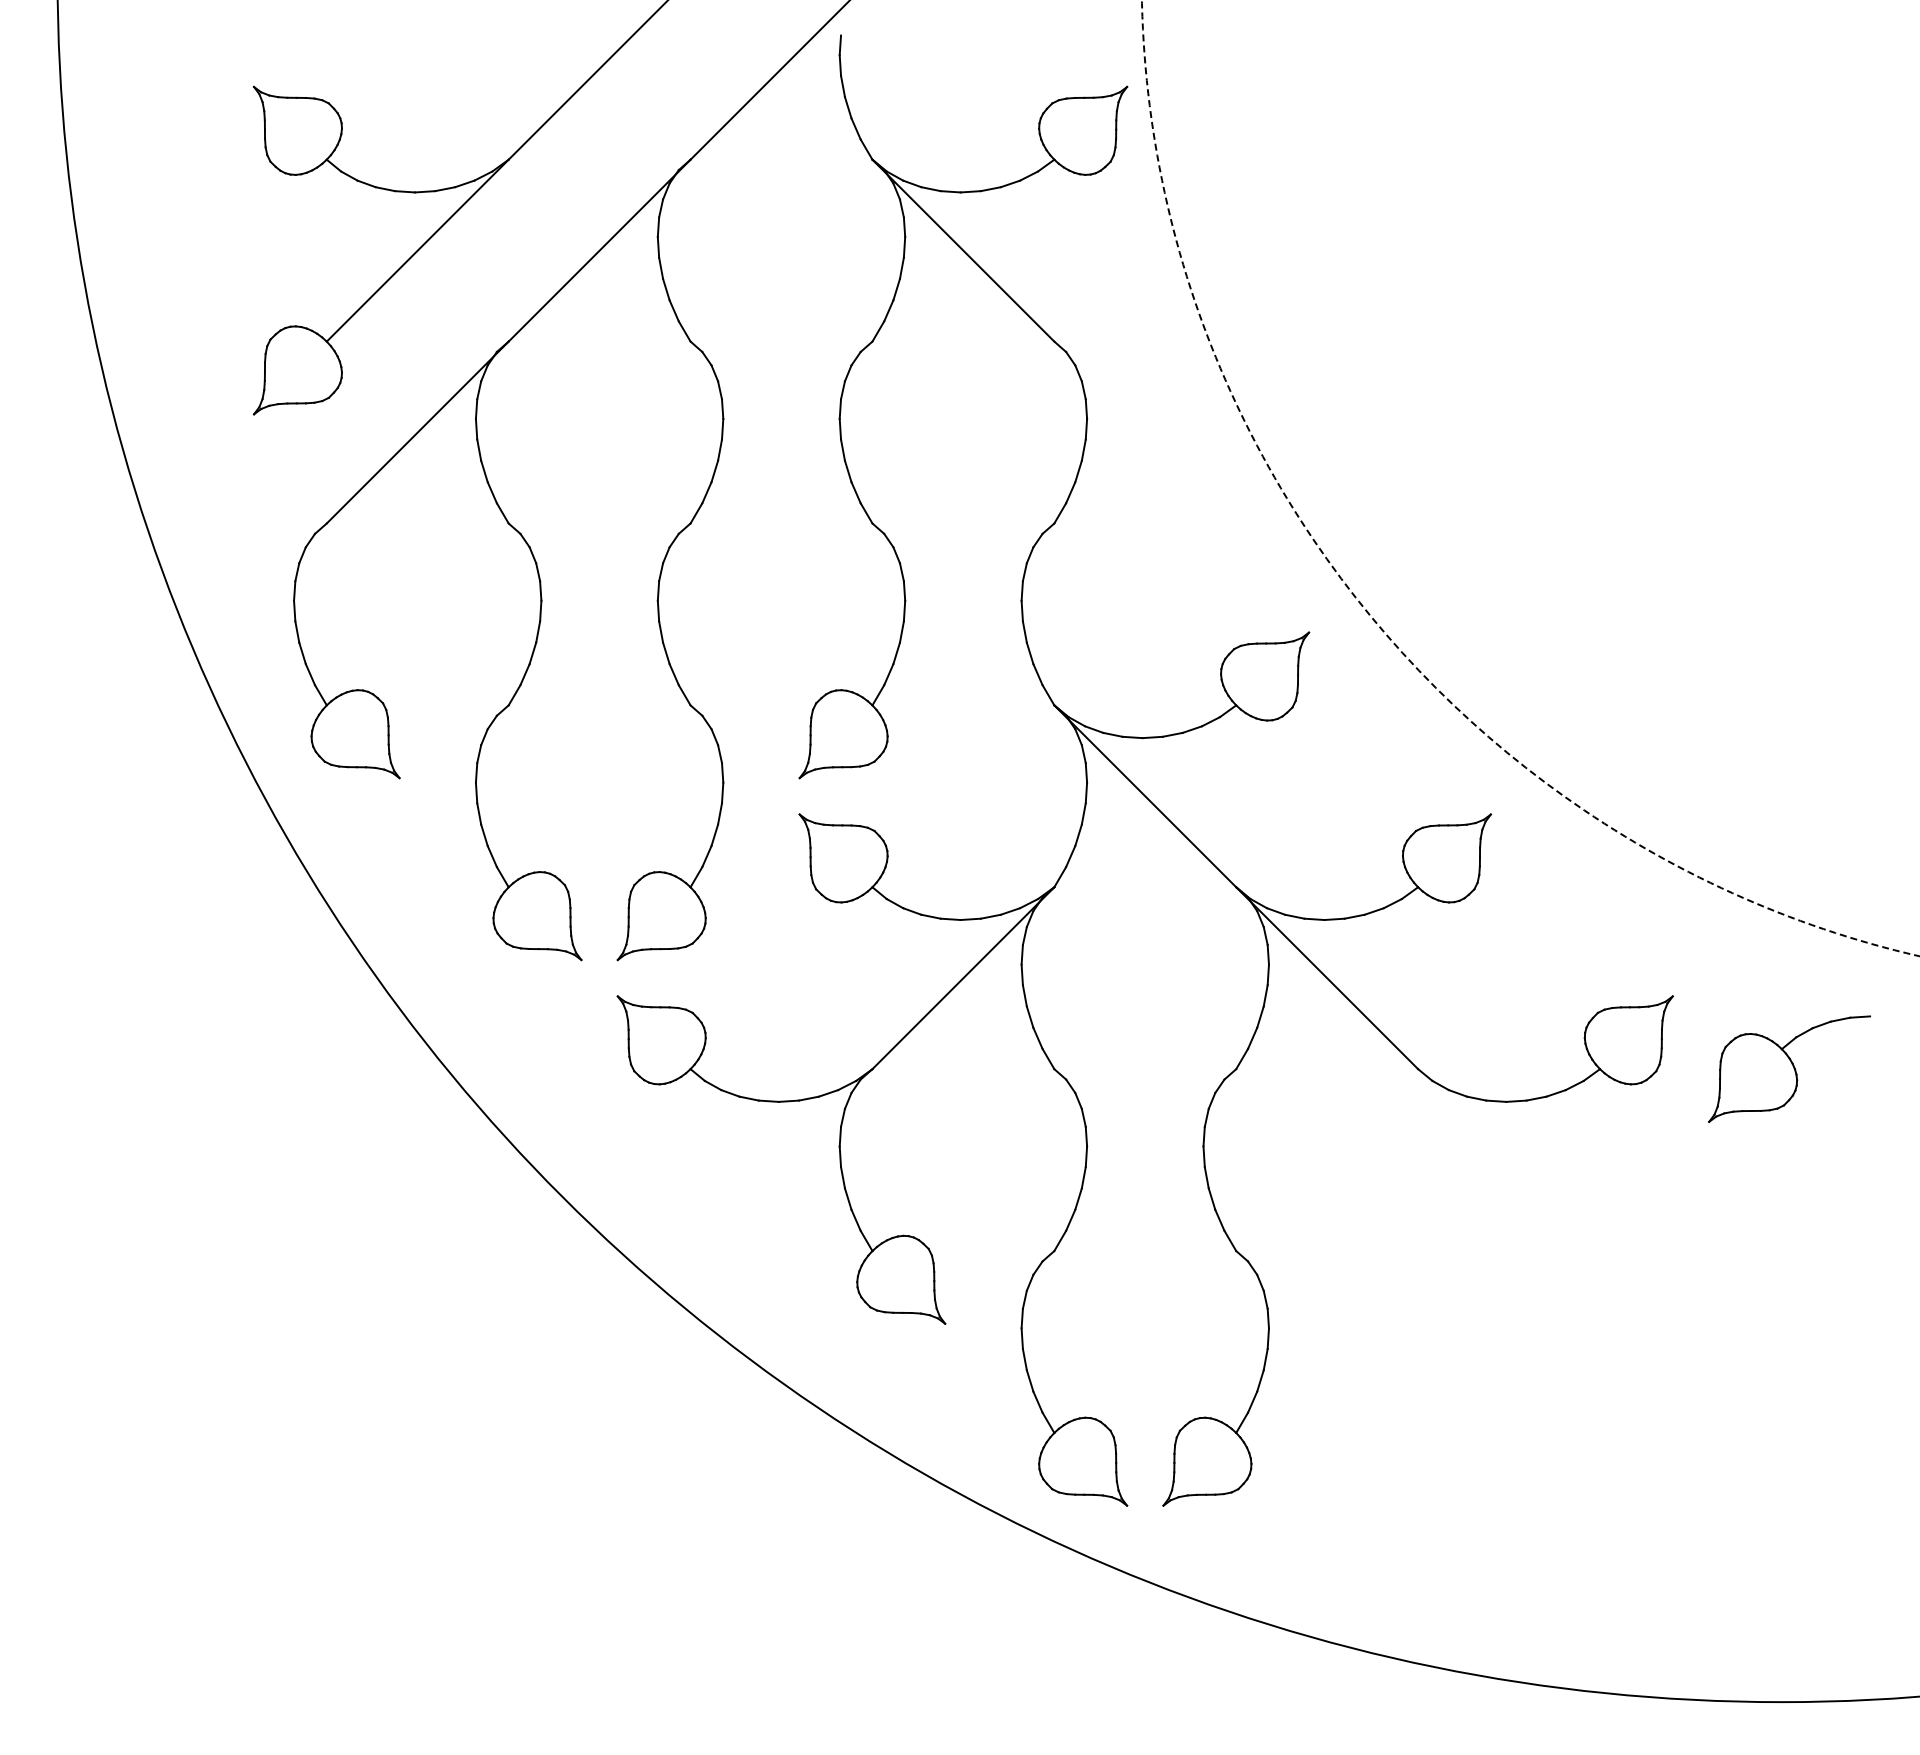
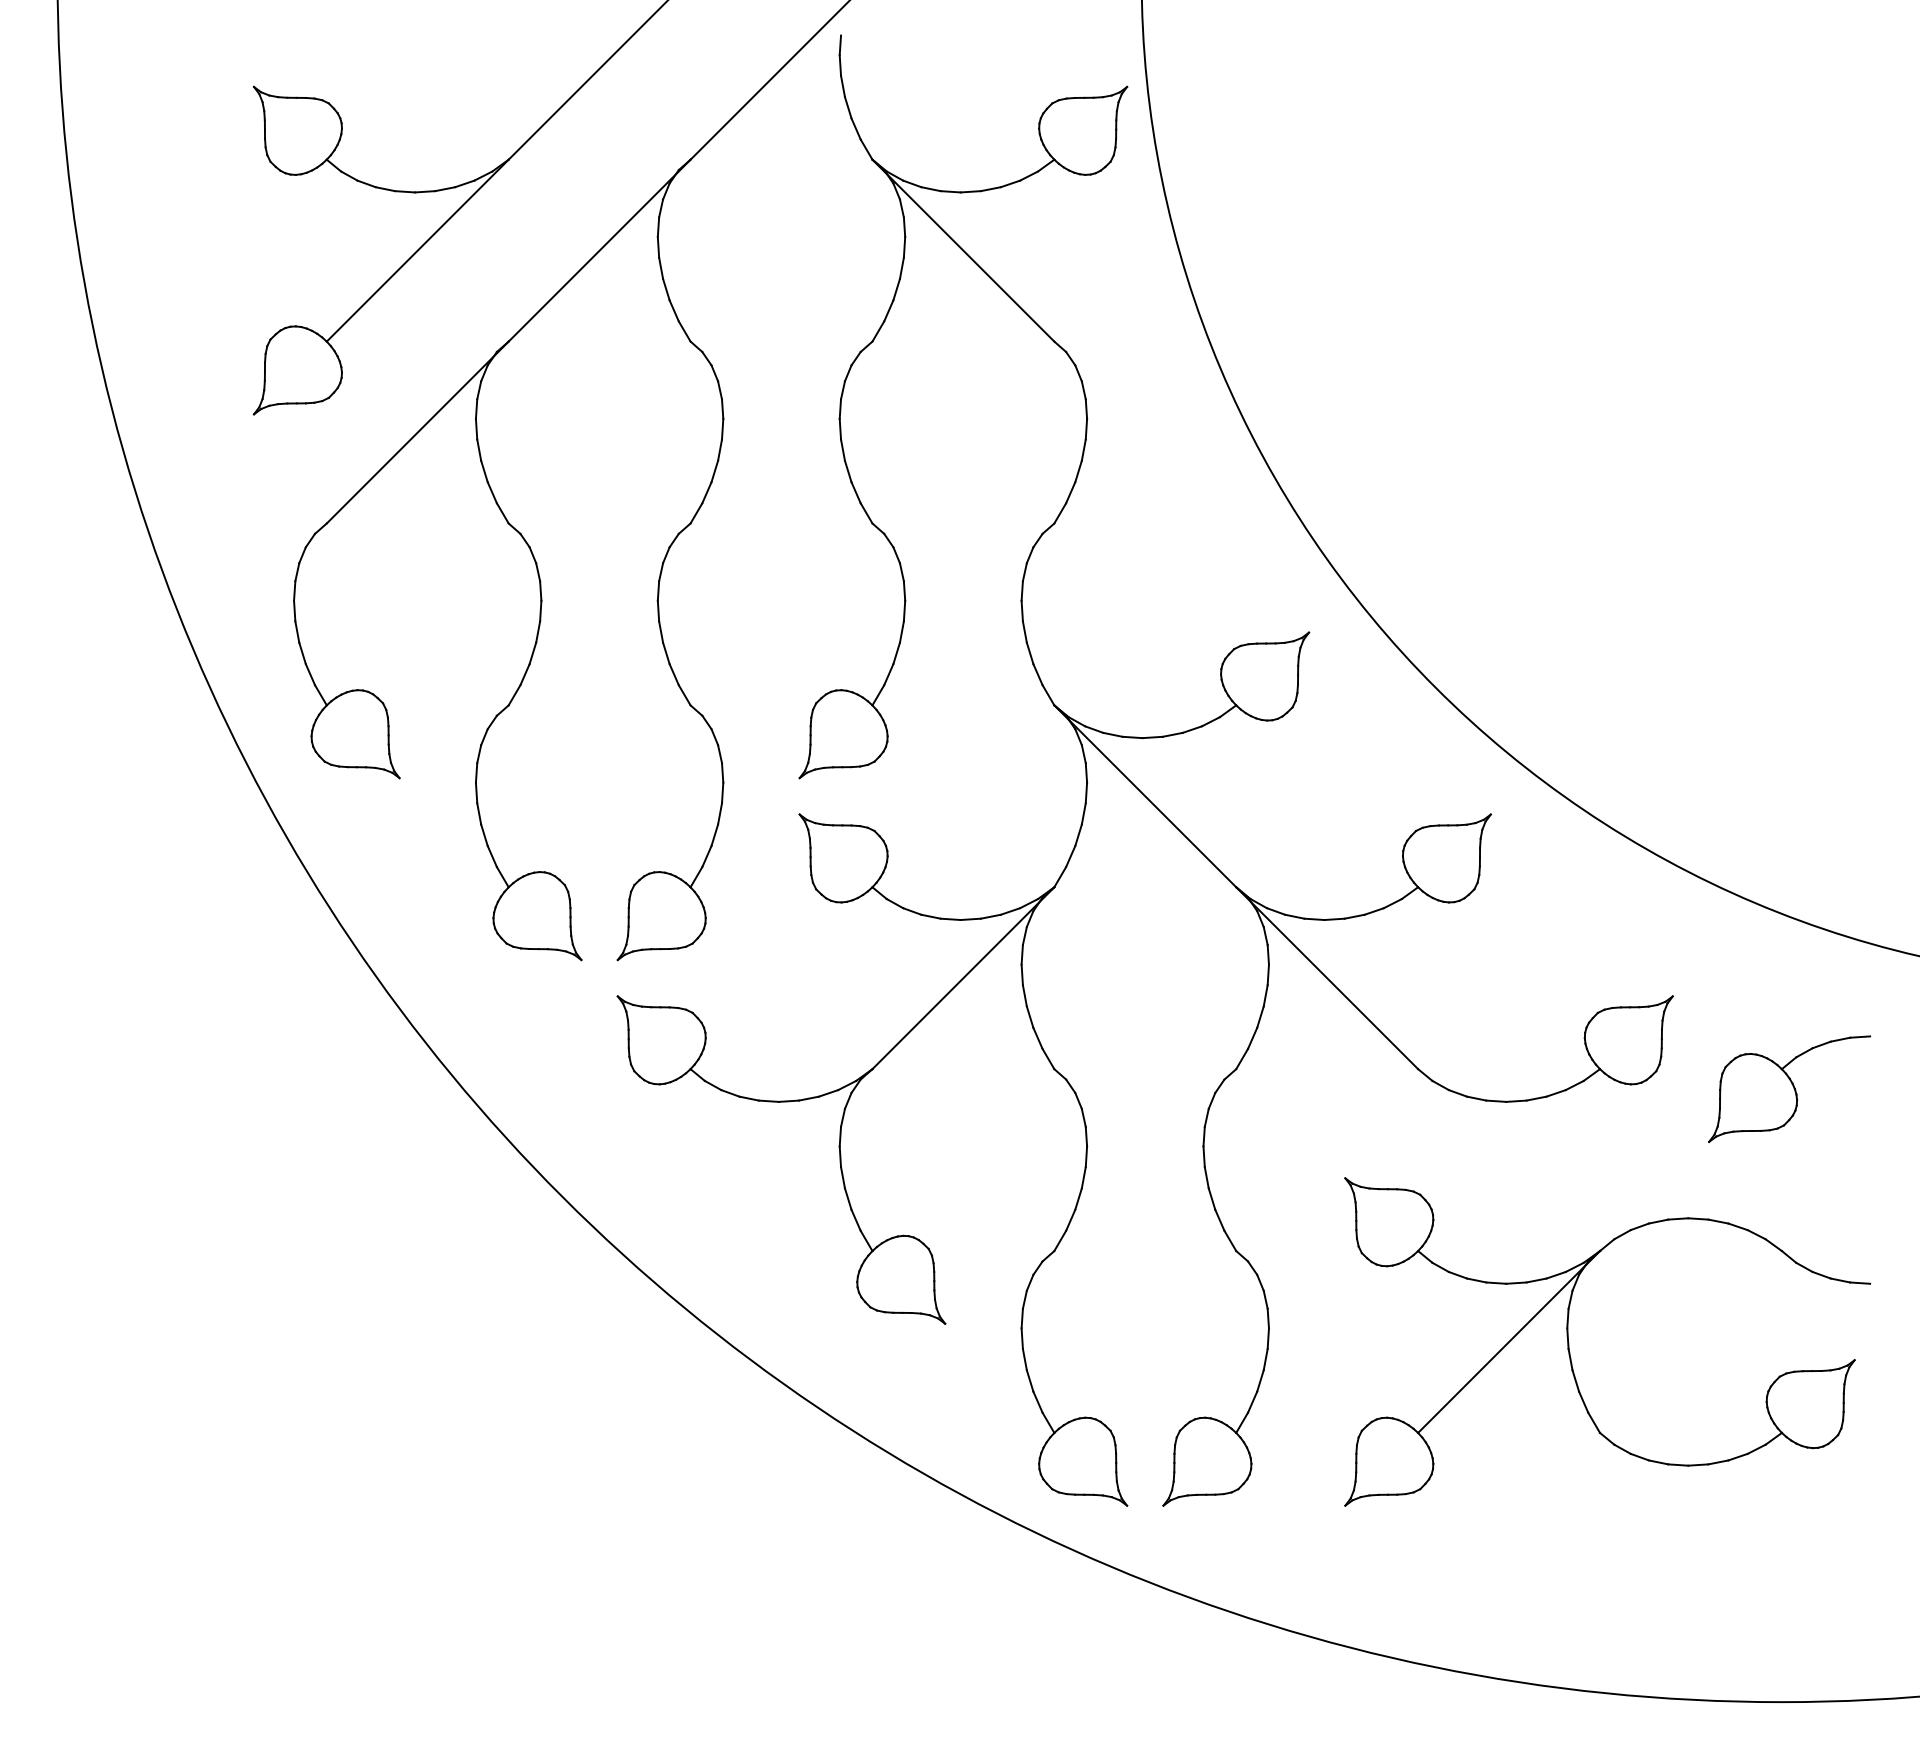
circle: dashed -> solid (1530, 478)
part position: (1789, 1068) -> (1789, 1088) (1789, 1088)
part: none -> present (1569, 1342)
